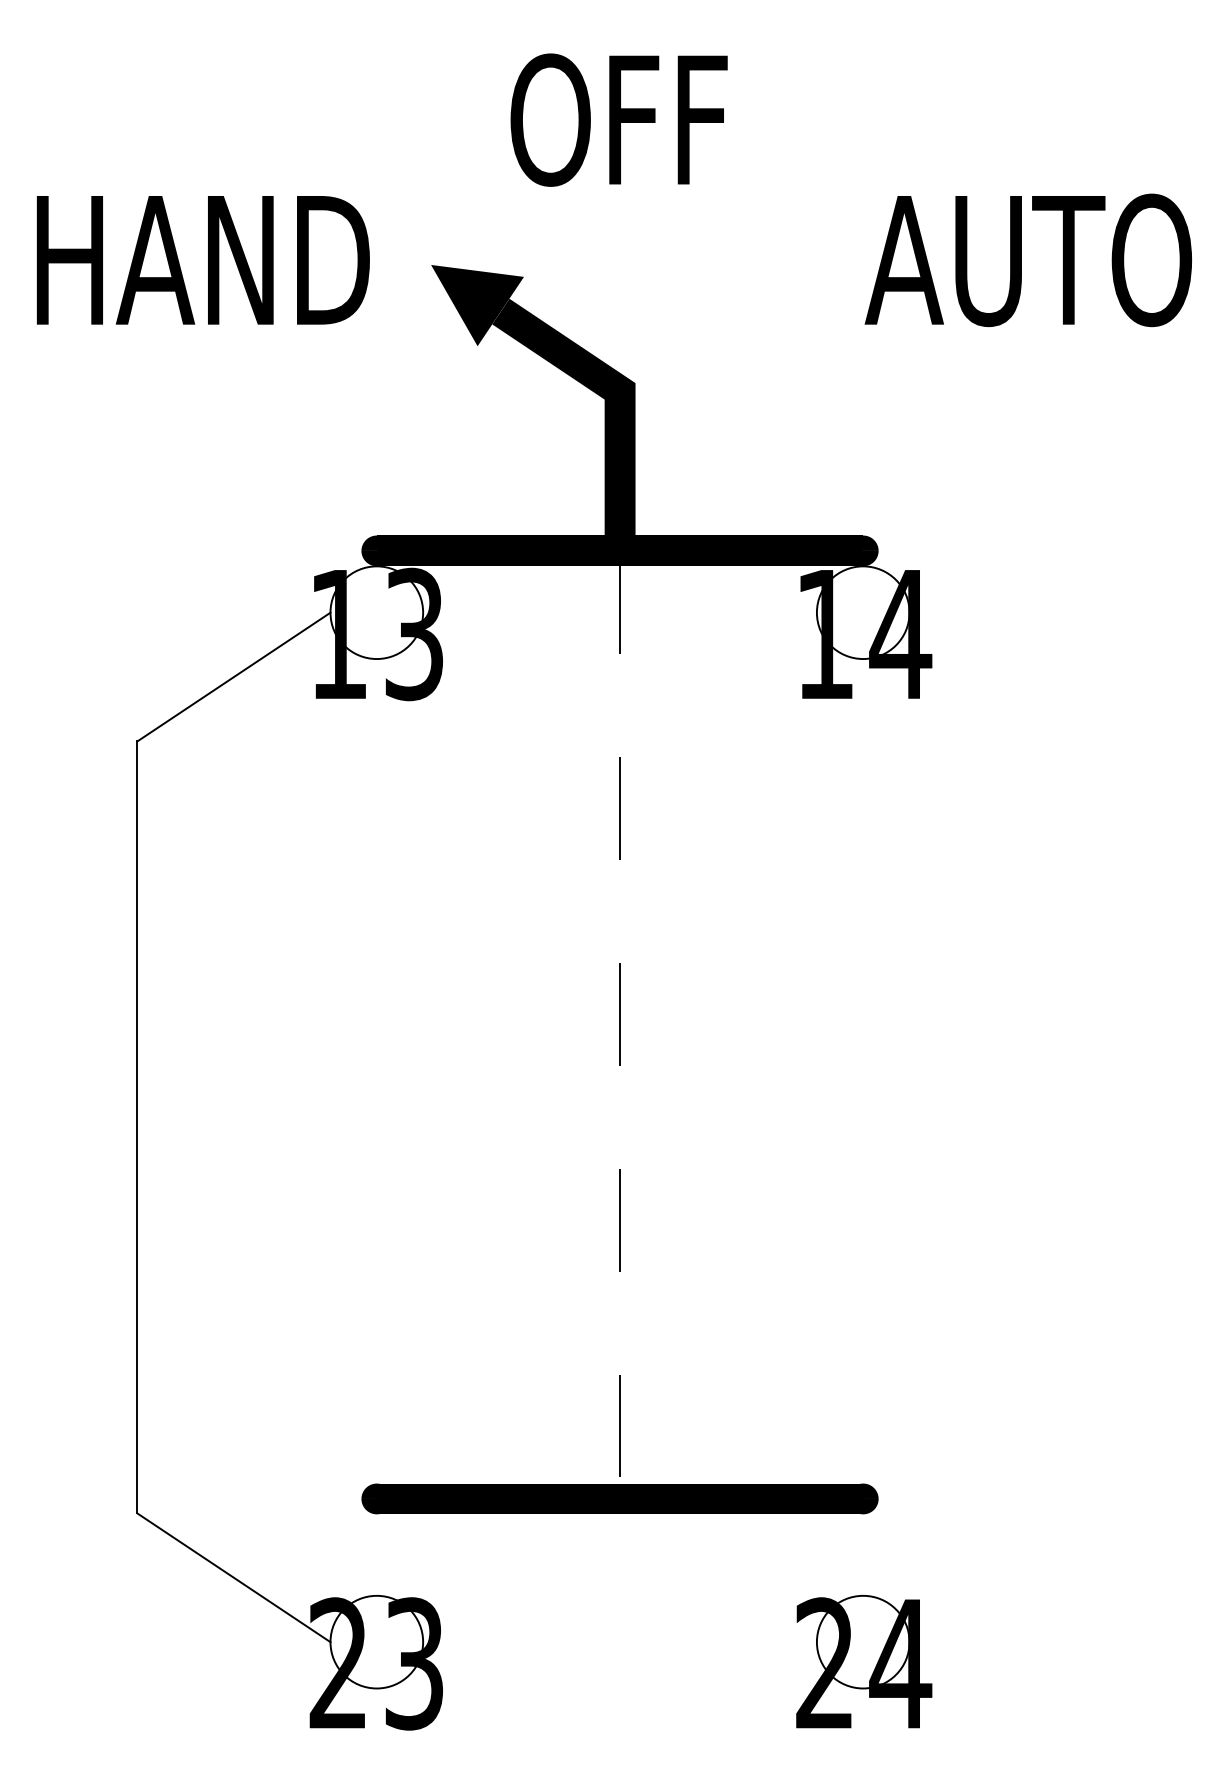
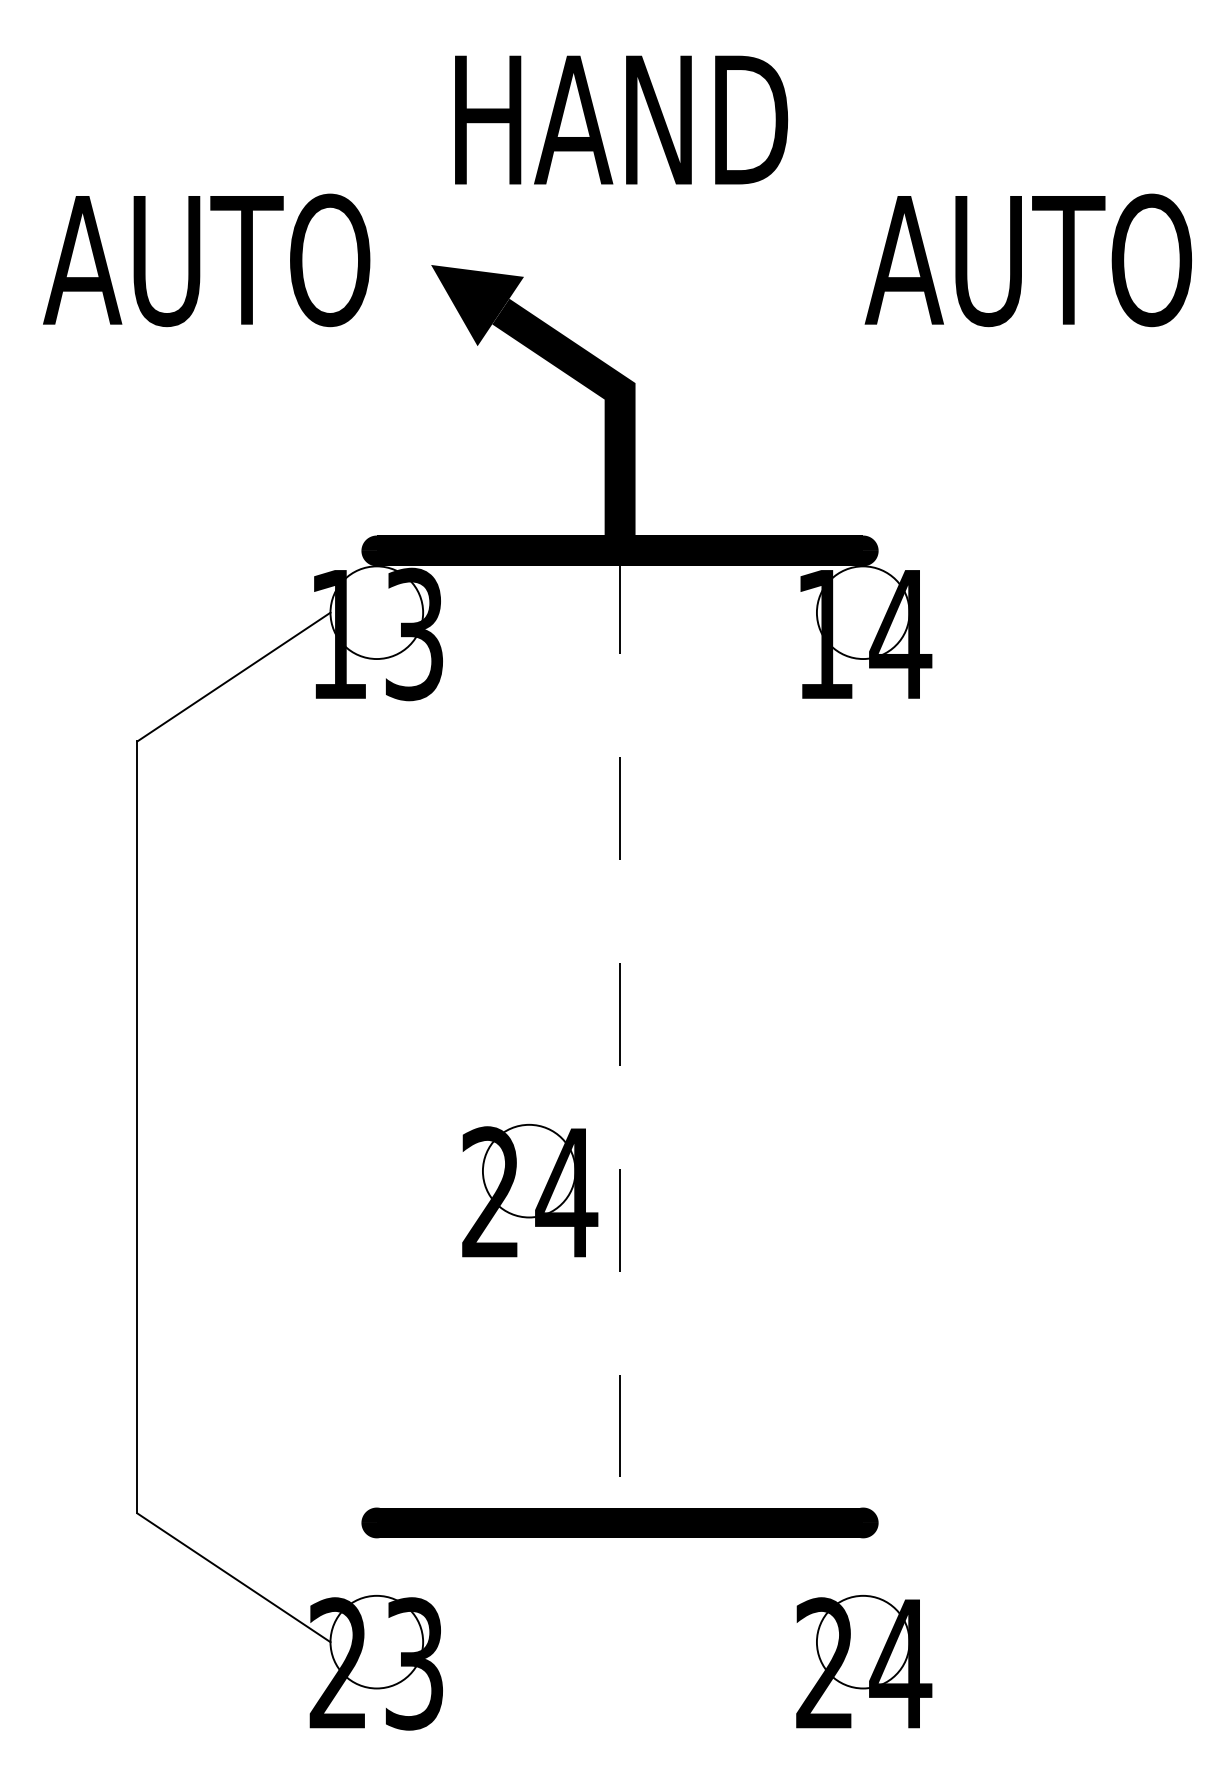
text: OFF -> HAND (621, 119)
text: HAND -> AUTO (203, 260)
part: none -> present (530, 1190)
part position: (619, 1498) -> (619, 1522) (619, 1522)
